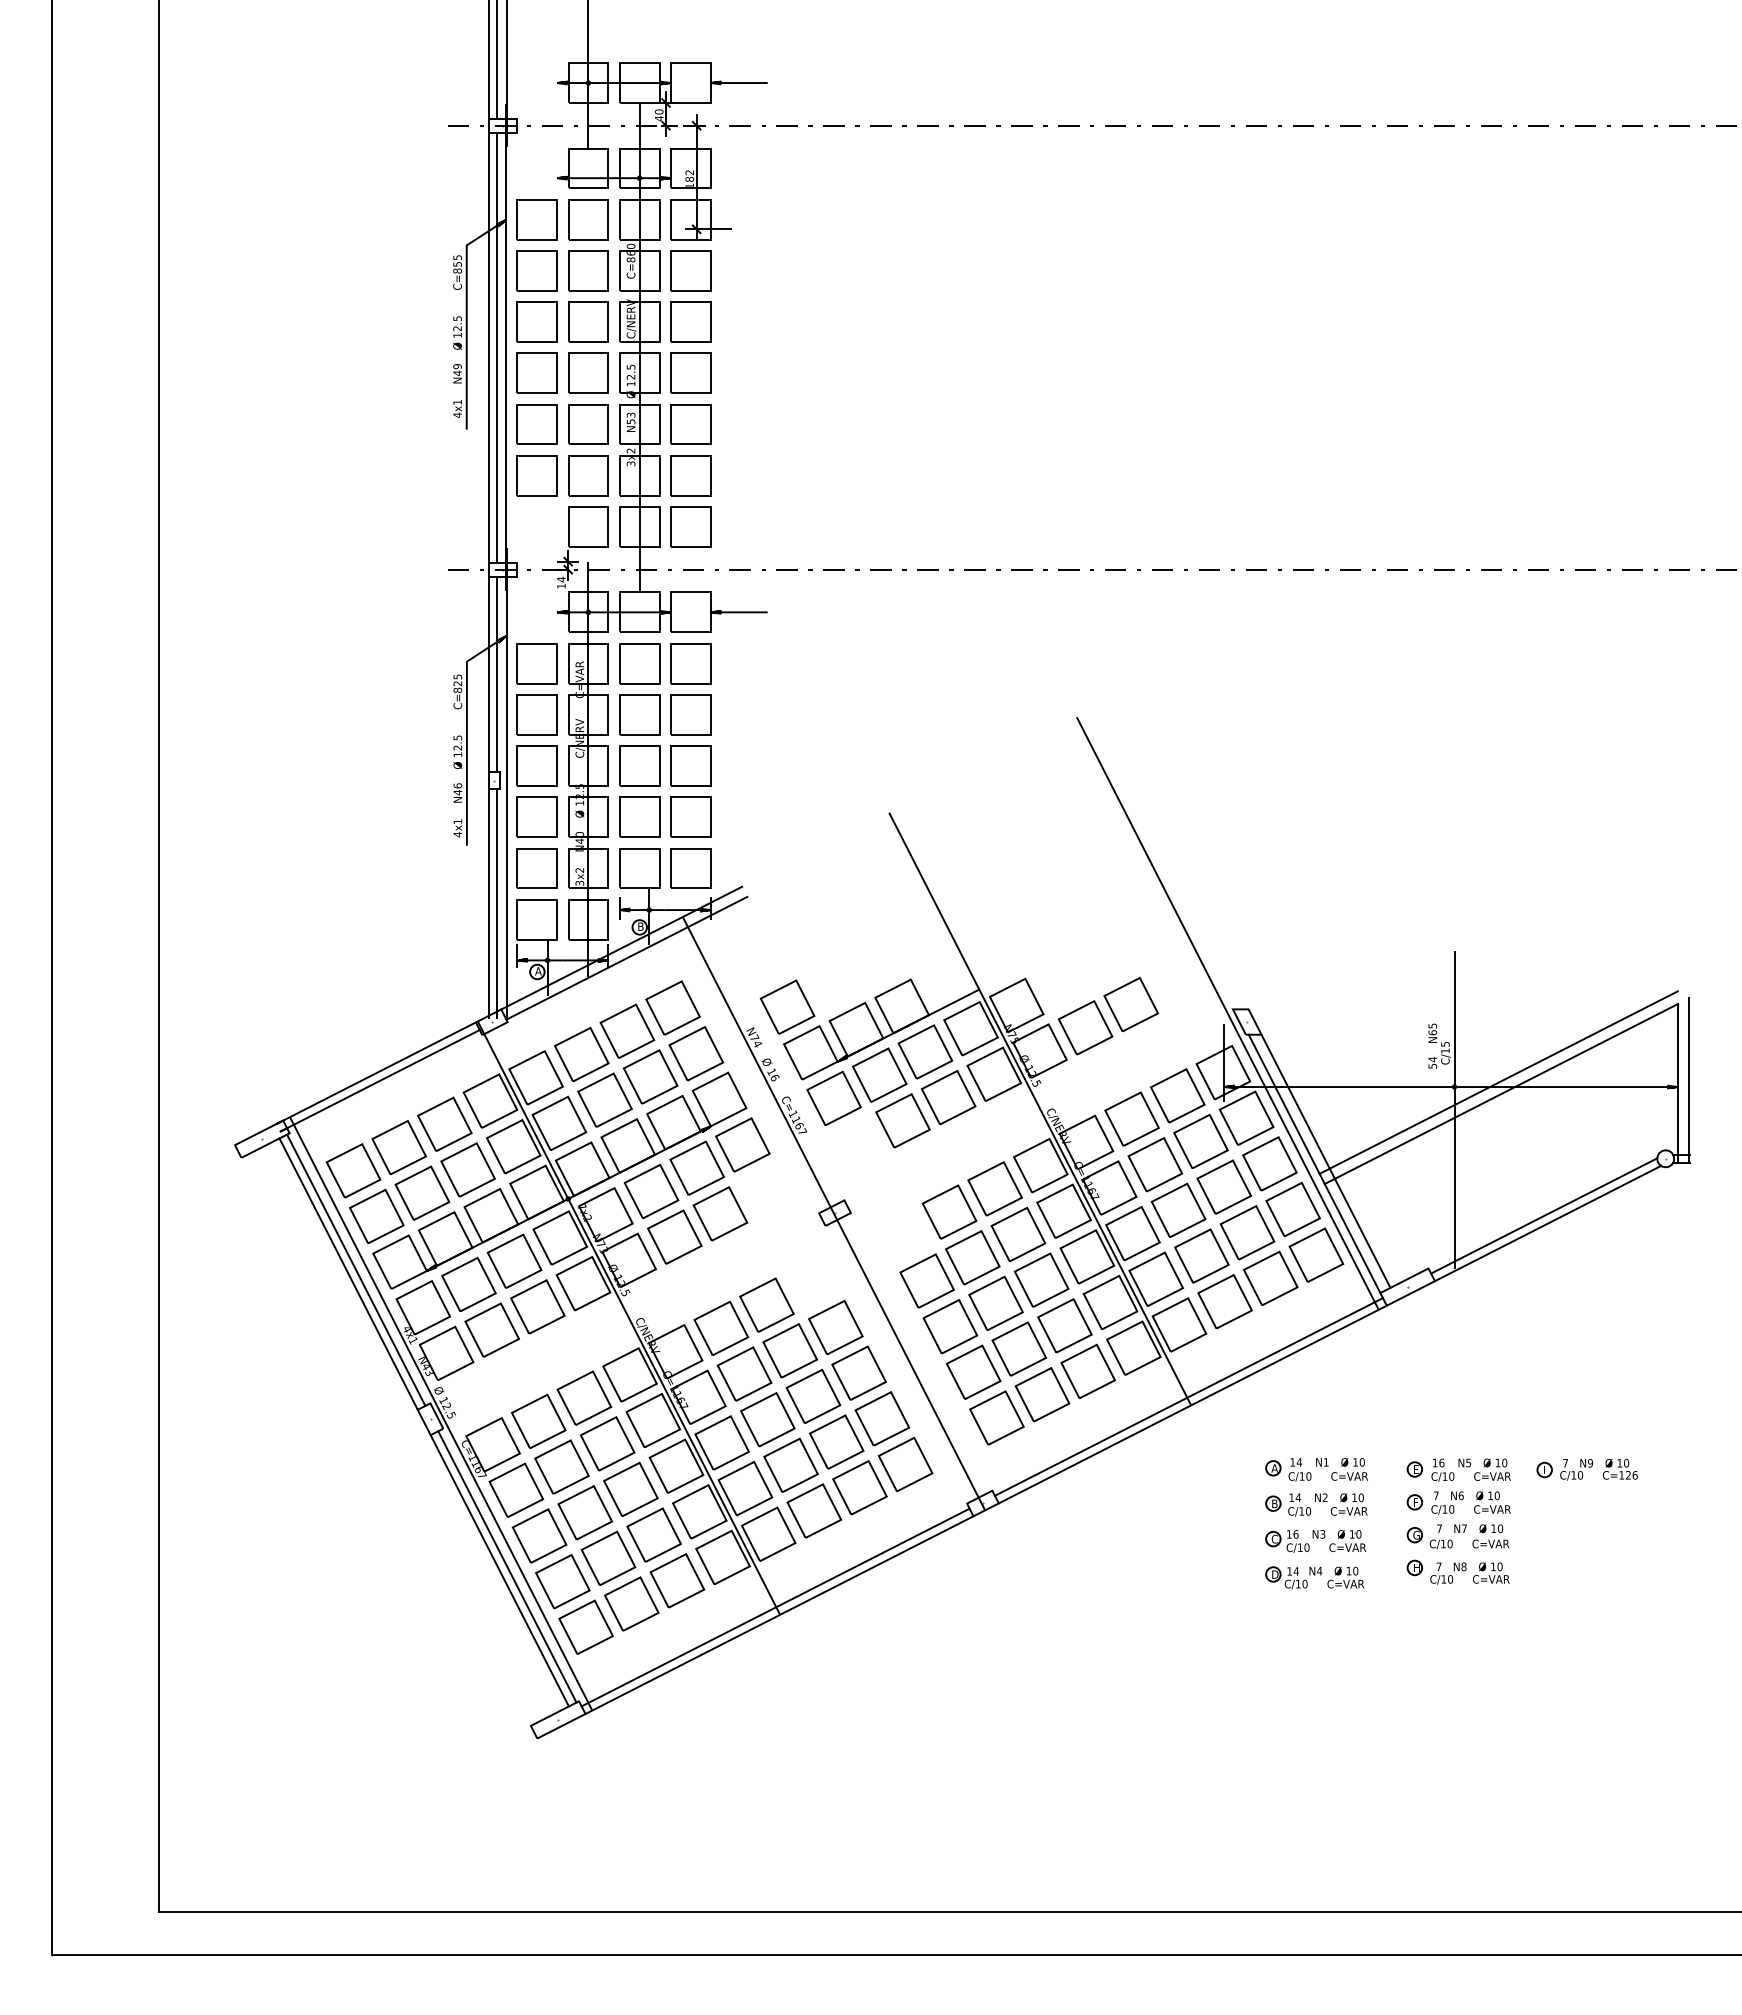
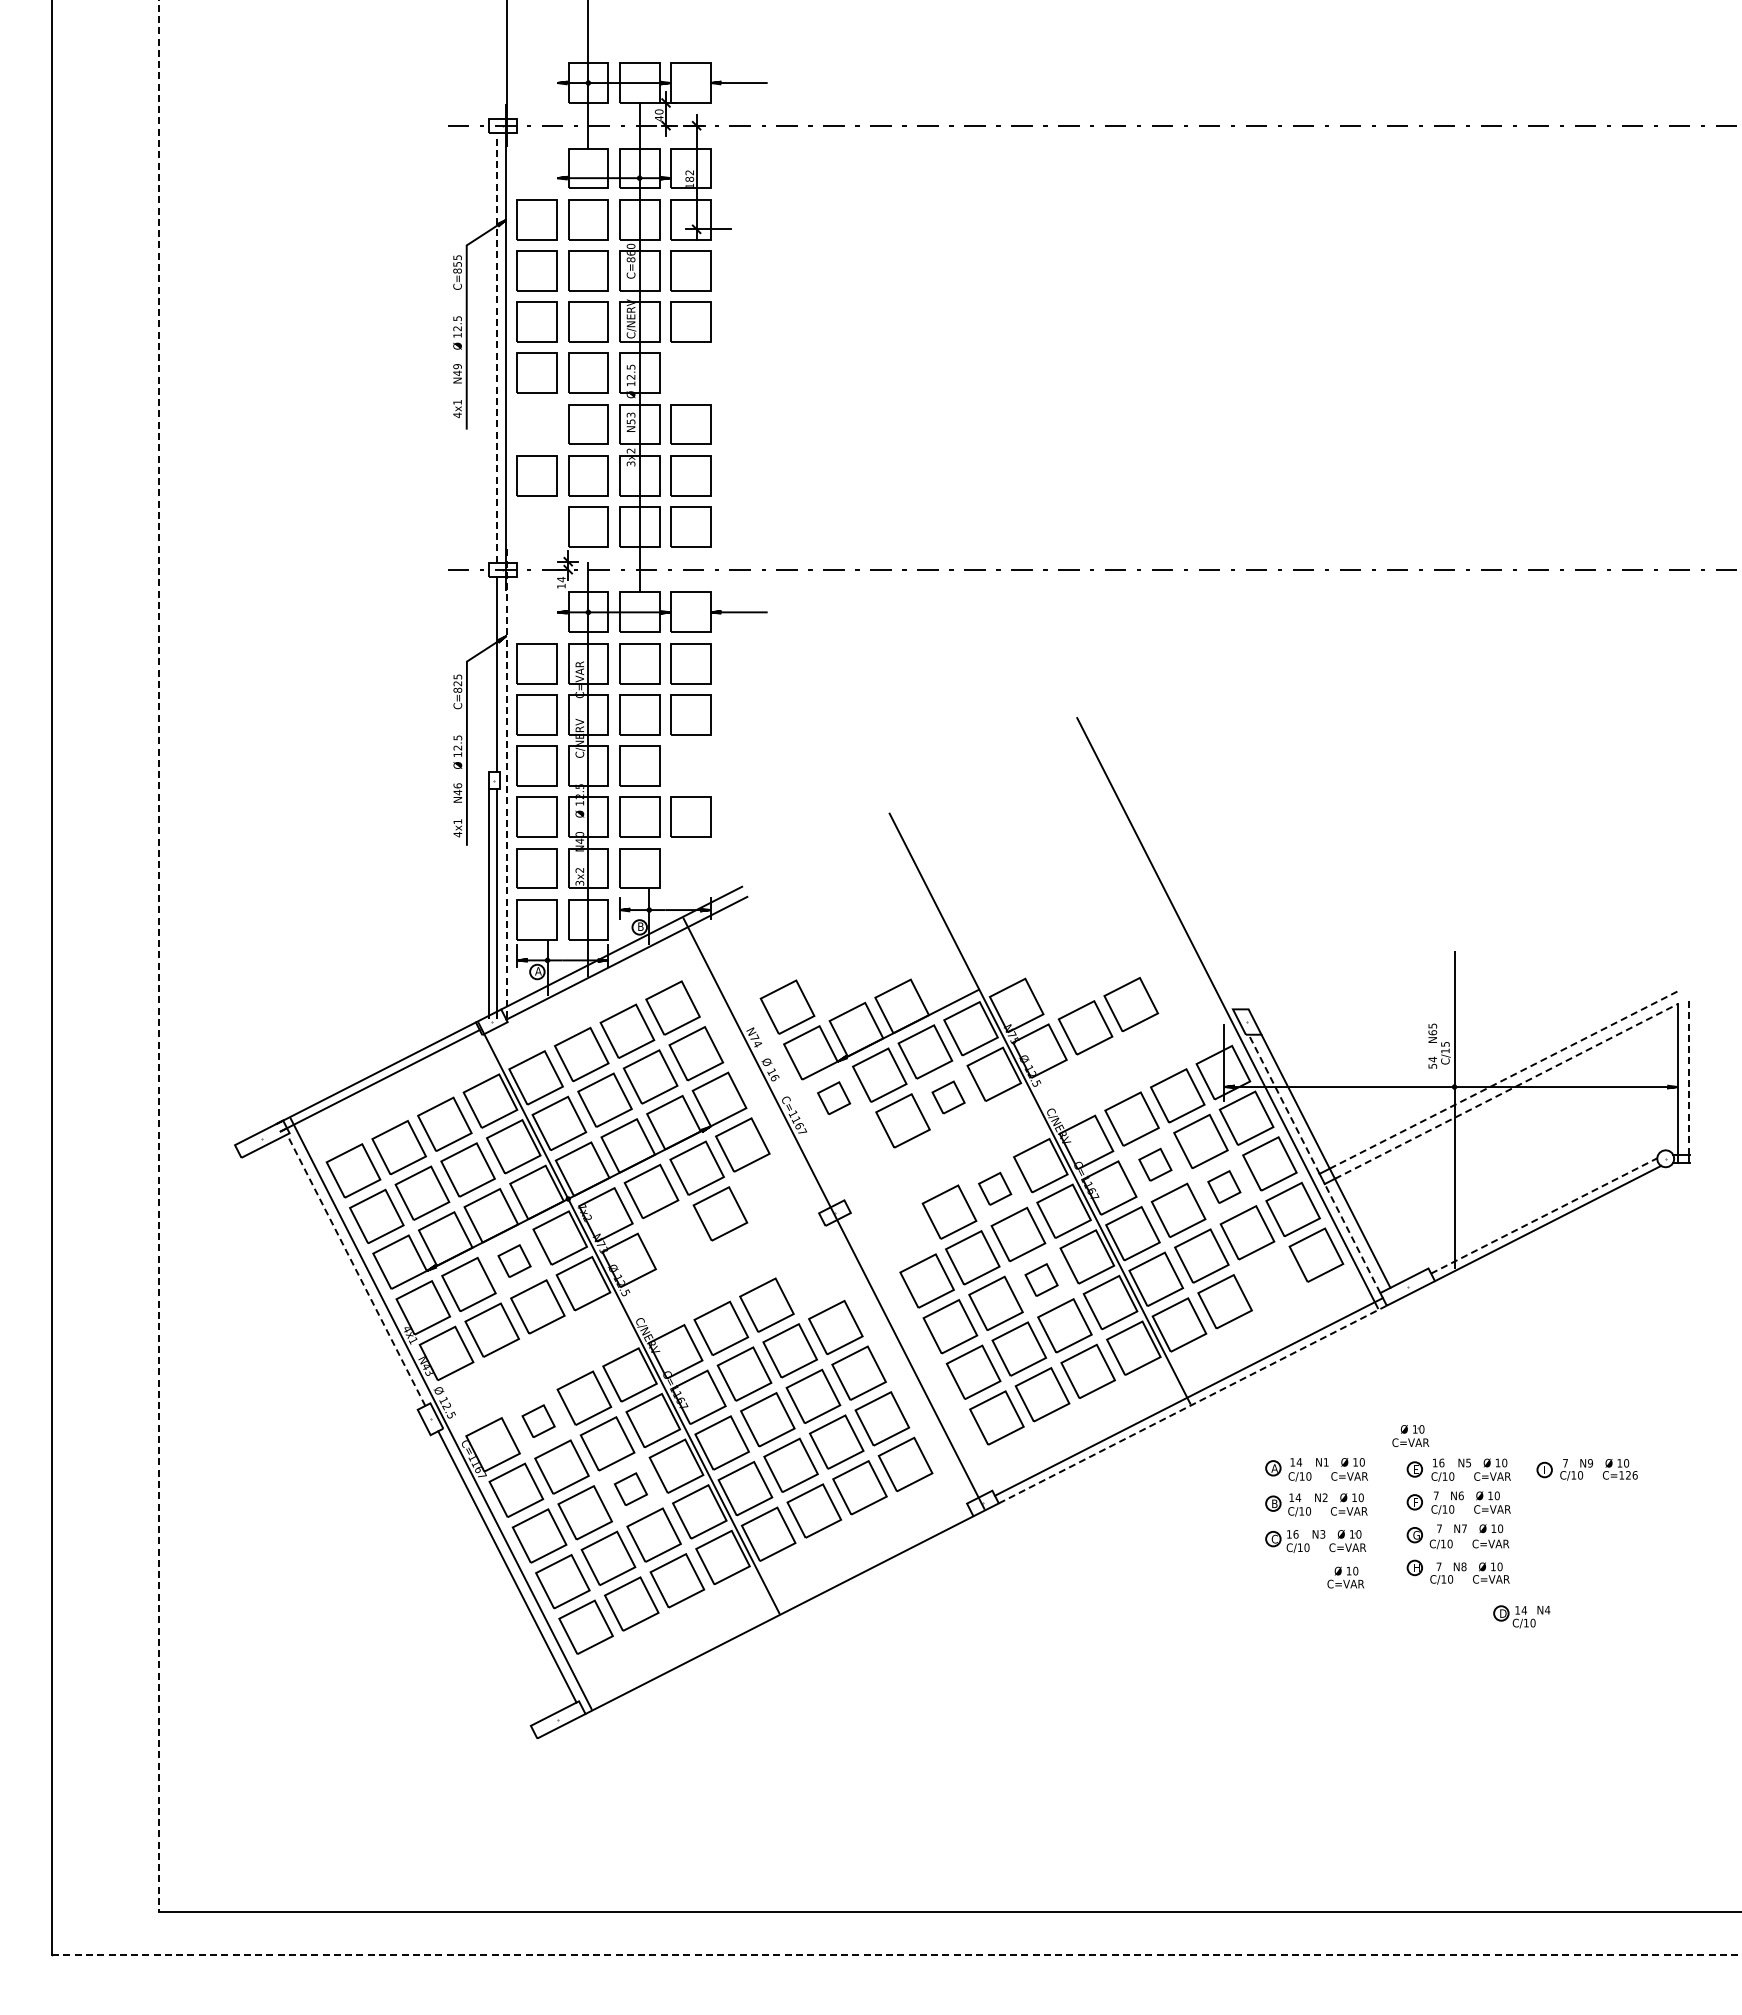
line: present -> none (488, 60)
line: present -> none (497, 60)
line: present -> none (488, 347)
line: solid -> dashed (497, 347)
part: present -> none (690, 372)
part: present -> none (536, 424)
line: present -> none (488, 674)
part: present -> none (690, 765)
line: solid -> dashed (506, 782)
part: present -> none (690, 868)
line: solid -> dashed (158, 955)
line: solid -> dashed (1689, 1075)
line: solid -> dashed (1504, 1079)
line: solid -> dashed (1506, 1091)
part size: 56x56 px -> 35x35 px (834, 1098)
part size: 57x57 px -> 35x35 px (948, 1097)
line: solid -> dashed (1283, 1103)
part size: 57x56 px -> 35x35 px (1155, 1164)
part size: 57x56 px -> 35x34 px (1224, 1186)
part size: 56x56 px -> 35x35 px (995, 1188)
line: solid -> dashed (1544, 1215)
part: present -> none (674, 1236)
line: solid -> dashed (1352, 1238)
part size: 57x56 px -> 35x34 px (514, 1260)
line: solid -> dashed (356, 1269)
line: present -> none (348, 1273)
part: present -> none (1270, 1277)
part size: 57x56 px -> 35x34 px (1041, 1279)
line: solid -> dashed (1192, 1404)
part size: 57x56 px -> 35x34 px (538, 1420)
part: none -> present (1410, 1435)
part size: 56x56 px -> 35x35 px (630, 1489)
line: present -> none (499, 1570)
part position: (1293, 1577) -> (1521, 1616) (1521, 1616)
line: present -> none (775, 1607)
line: solid -> dashed (897, 1954)
